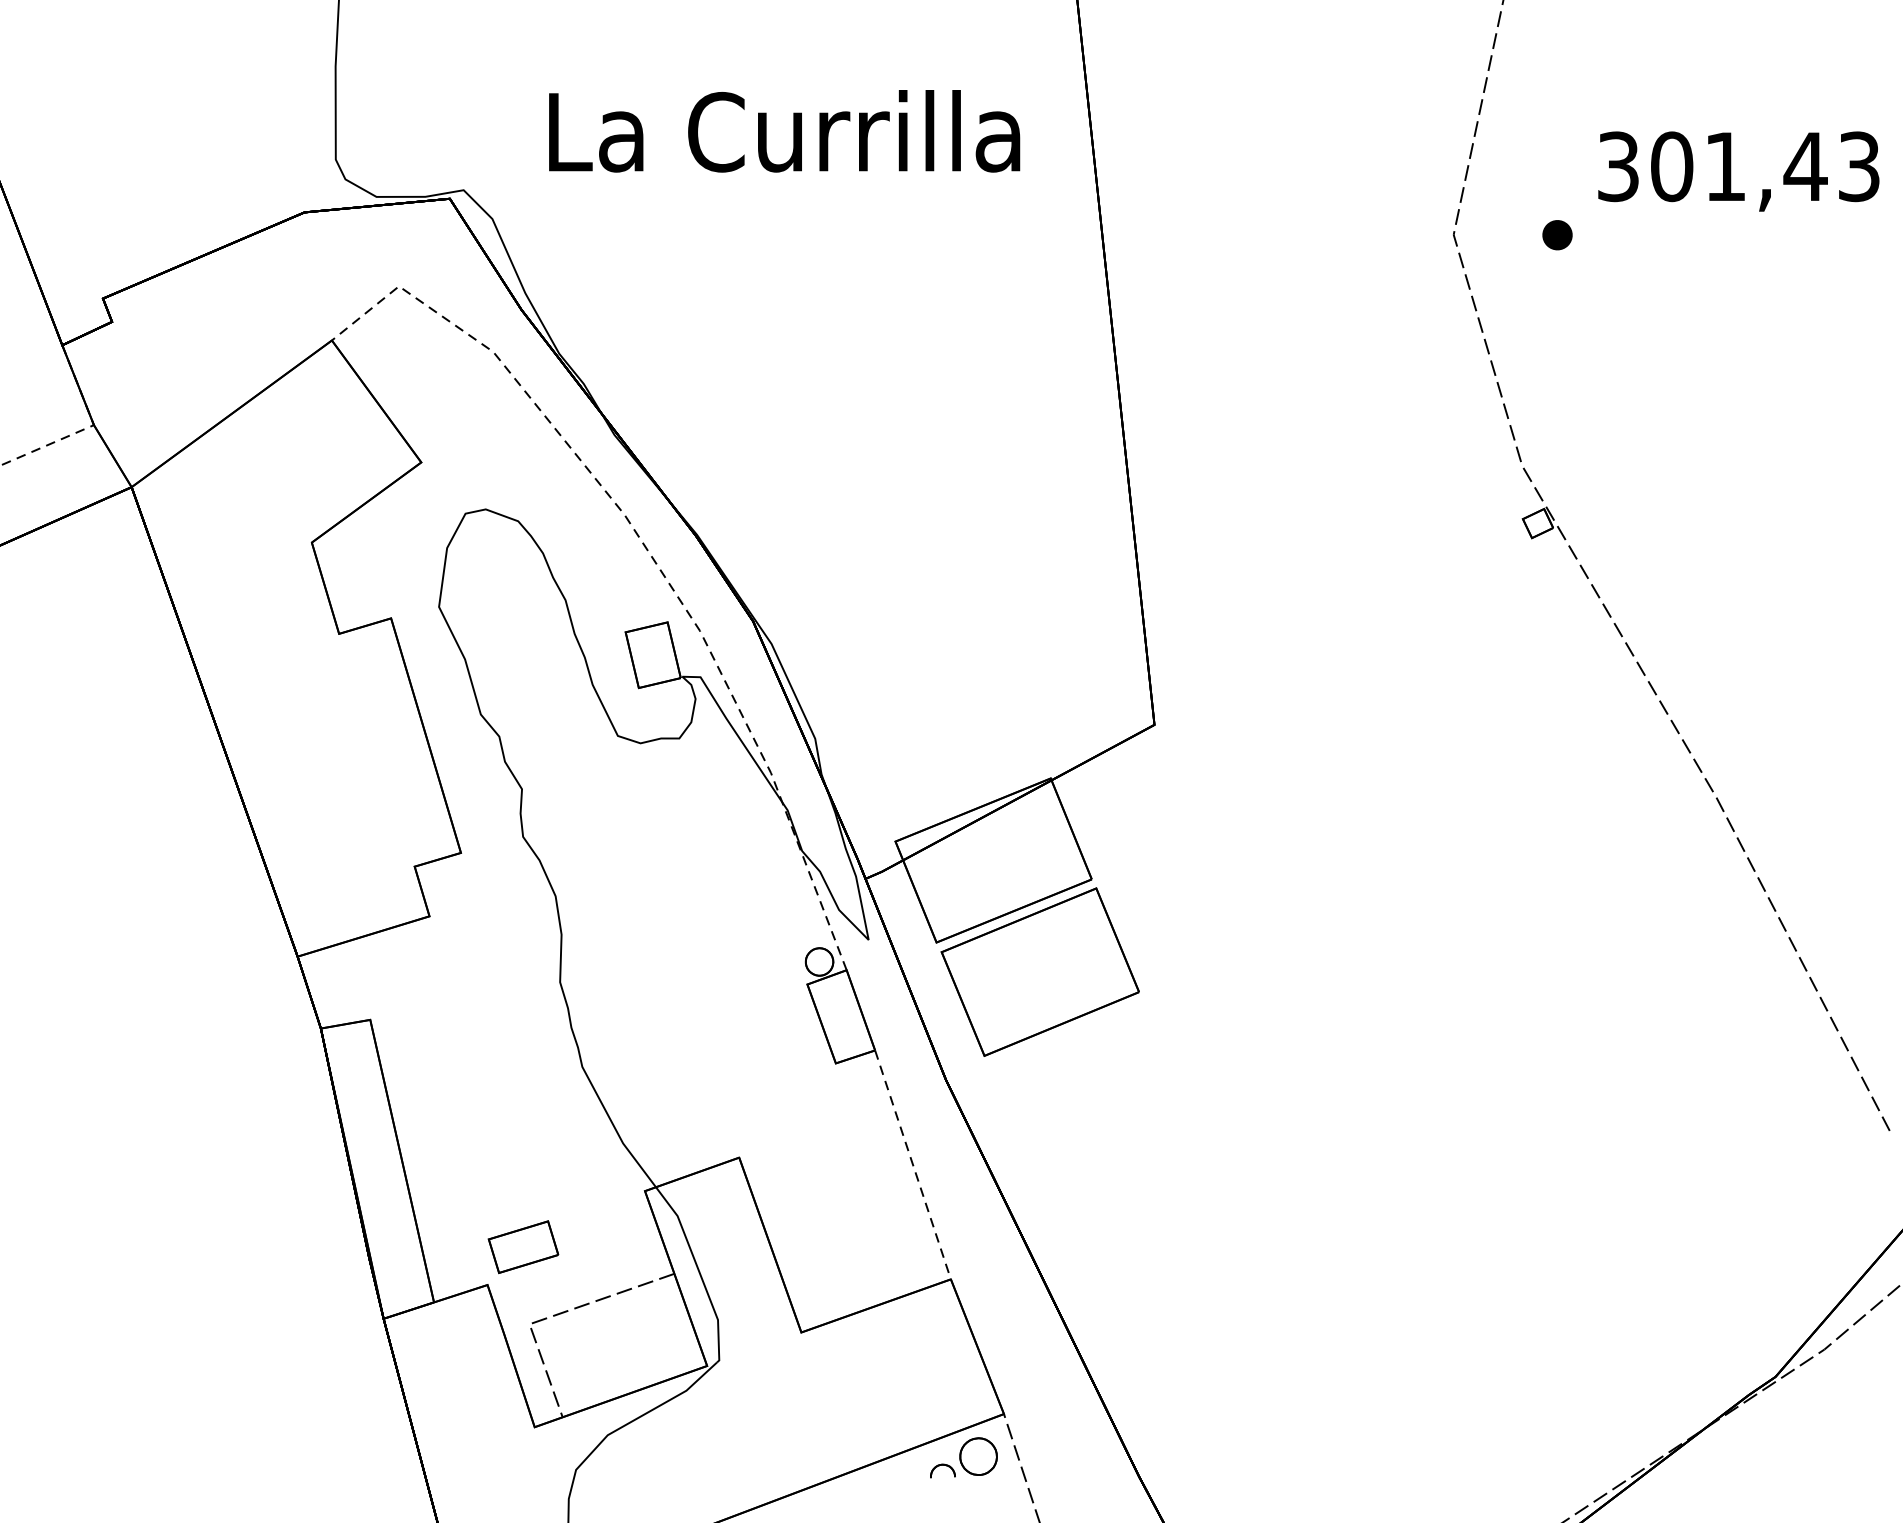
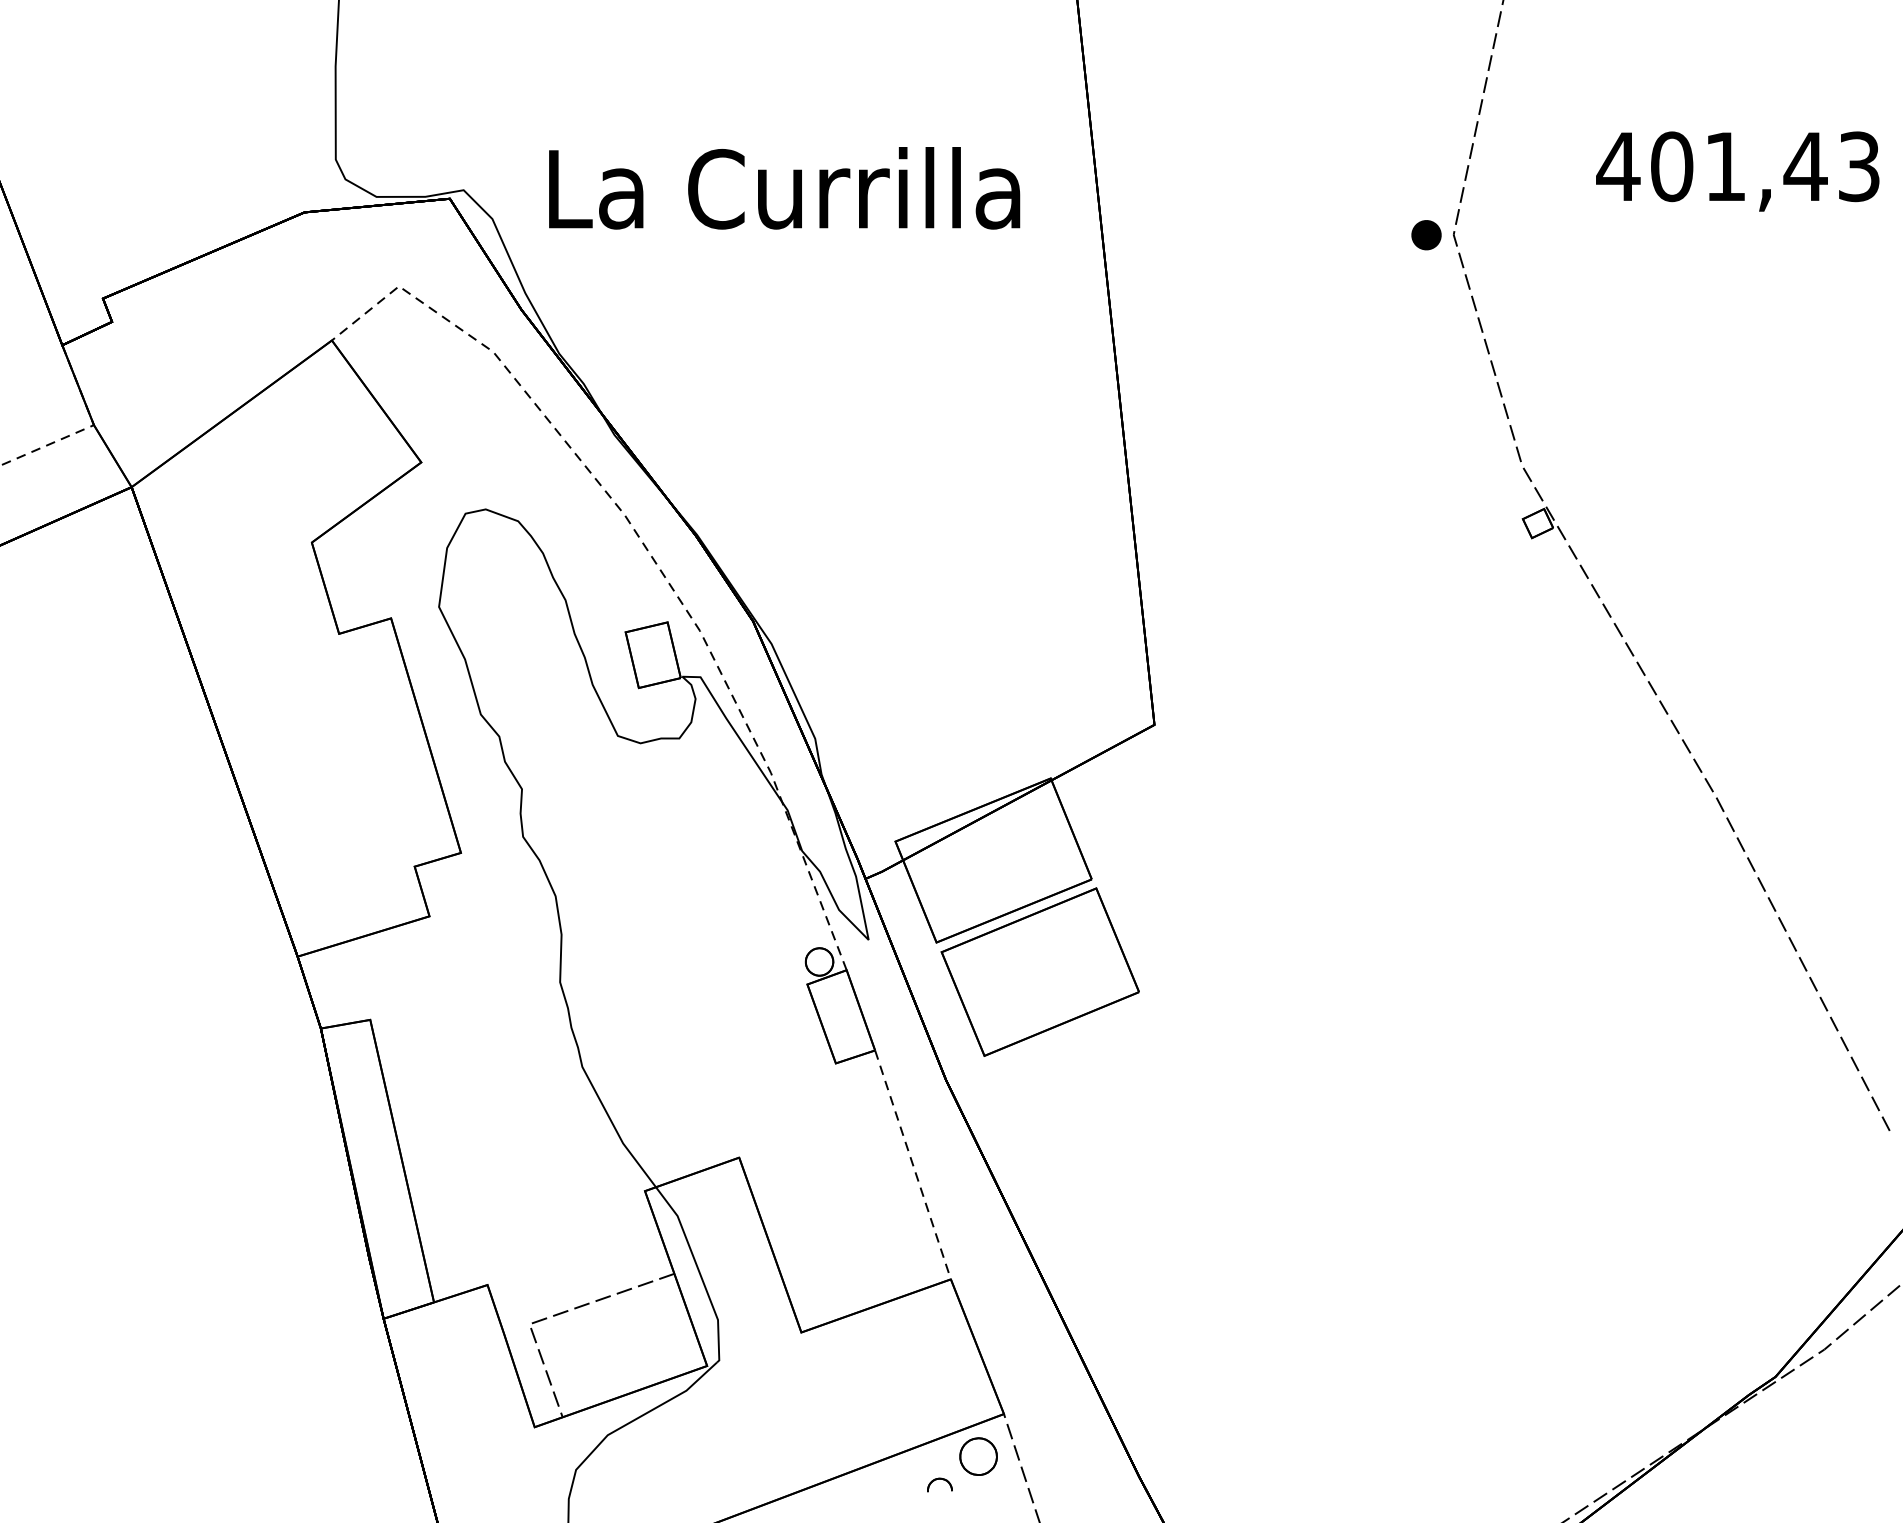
text position: (784, 131) -> (784, 188) (784, 188)
text: 301,43 -> 401,43 (1618, 166)
part position: (1557, 235) -> (1426, 235) (1426, 235)
part: present -> none (523, 1247)
part position: (942, 1470) -> (939, 1484) (939, 1484)
